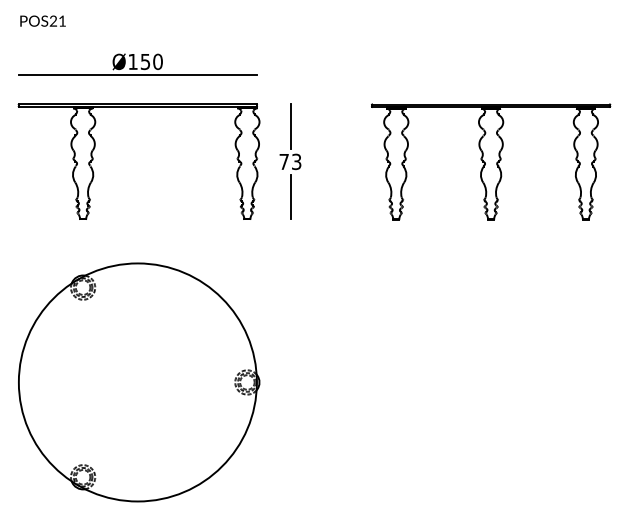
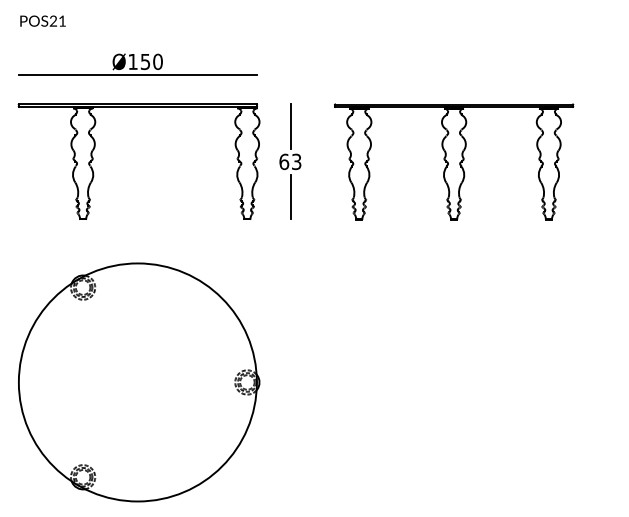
text: 73 -> 63 (284, 161)
part position: (491, 161) -> (454, 161) (454, 161)
